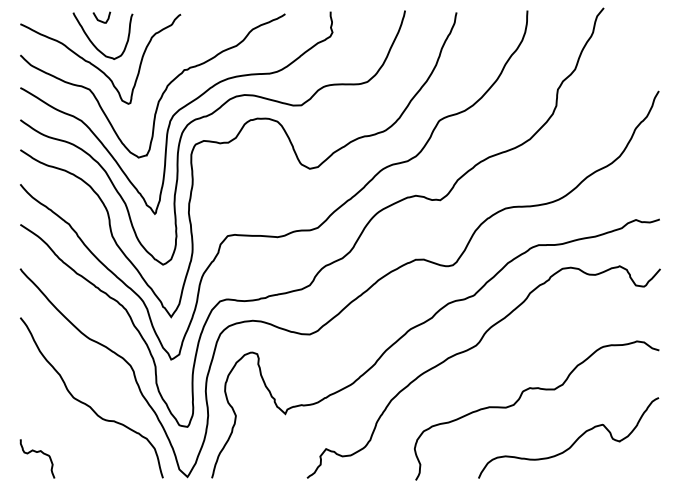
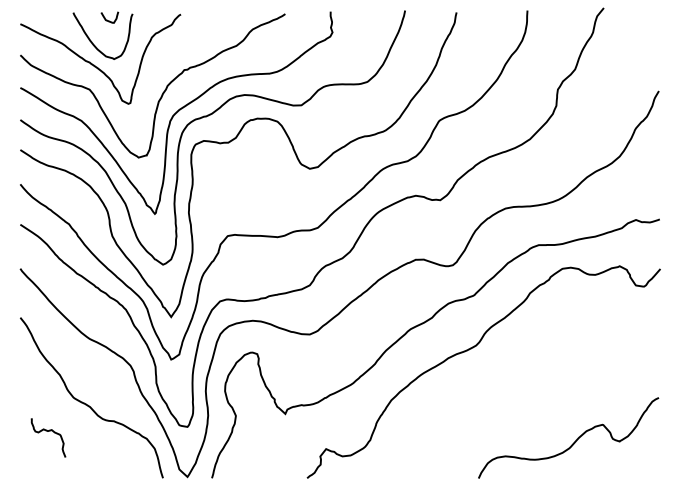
curve position: (99, 19) -> (107, 19) (107, 19)
curve: present -> none (519, 400)
curve position: (37, 452) -> (48, 431) (48, 431)
